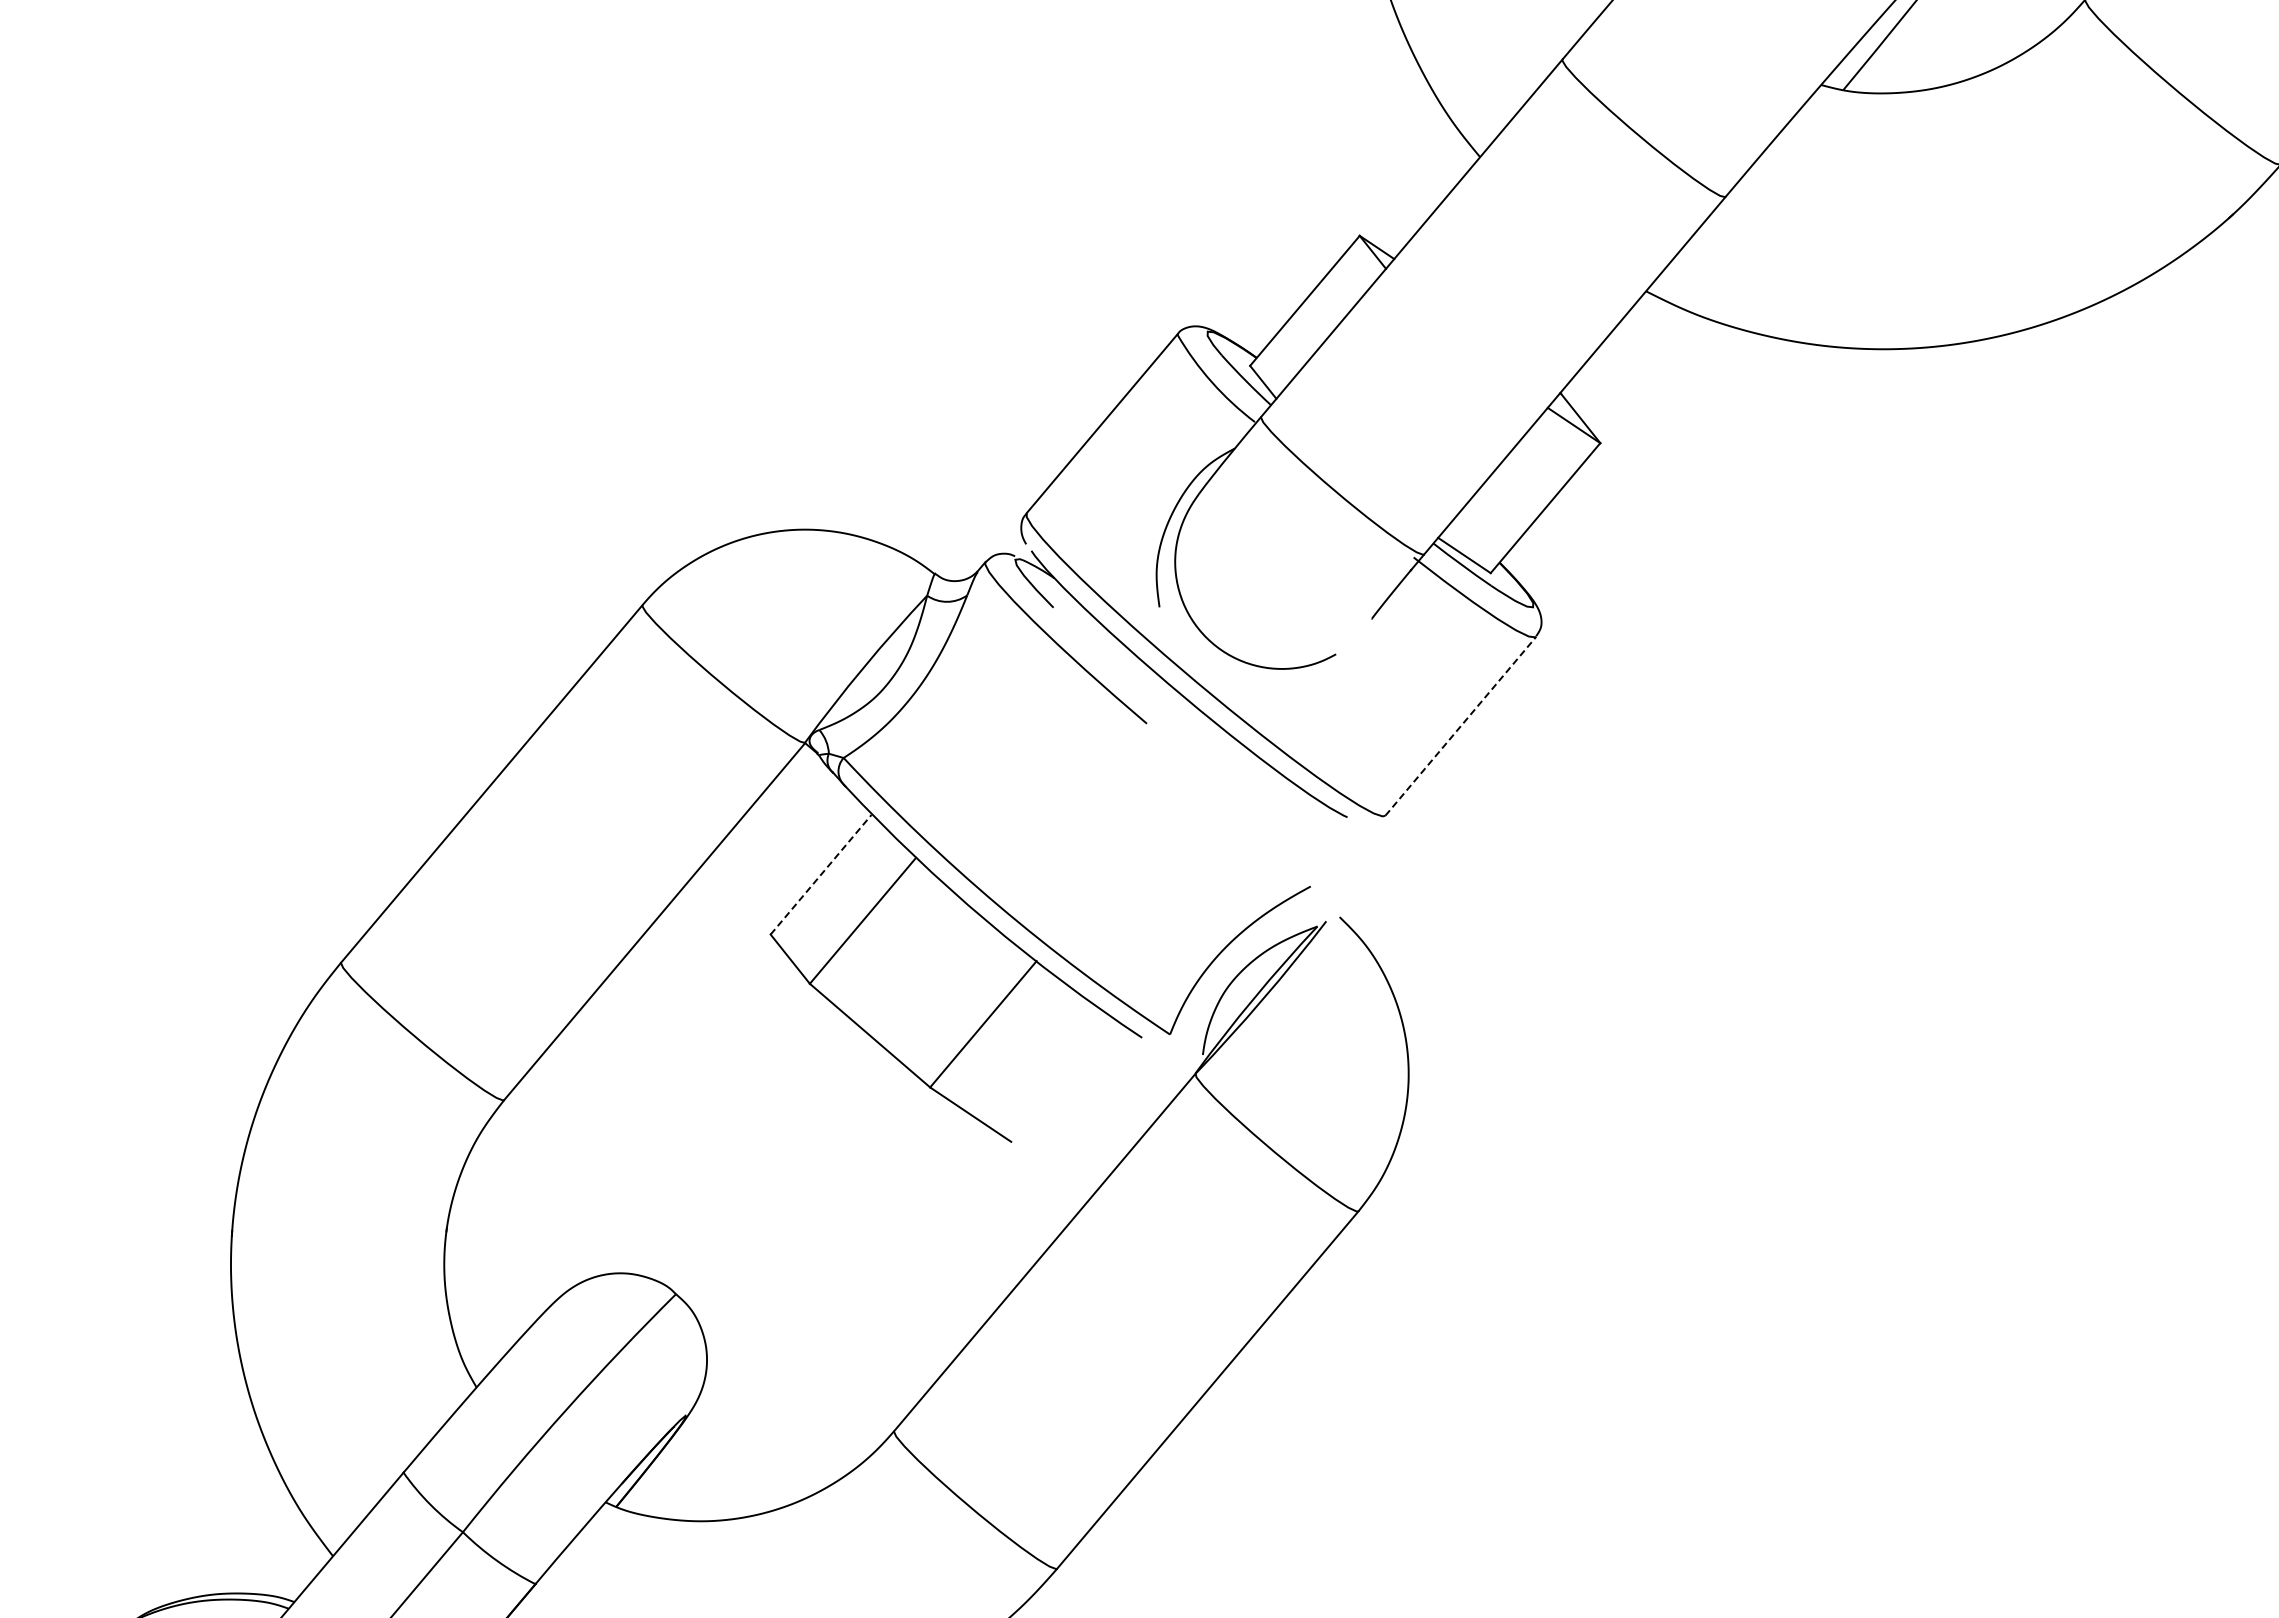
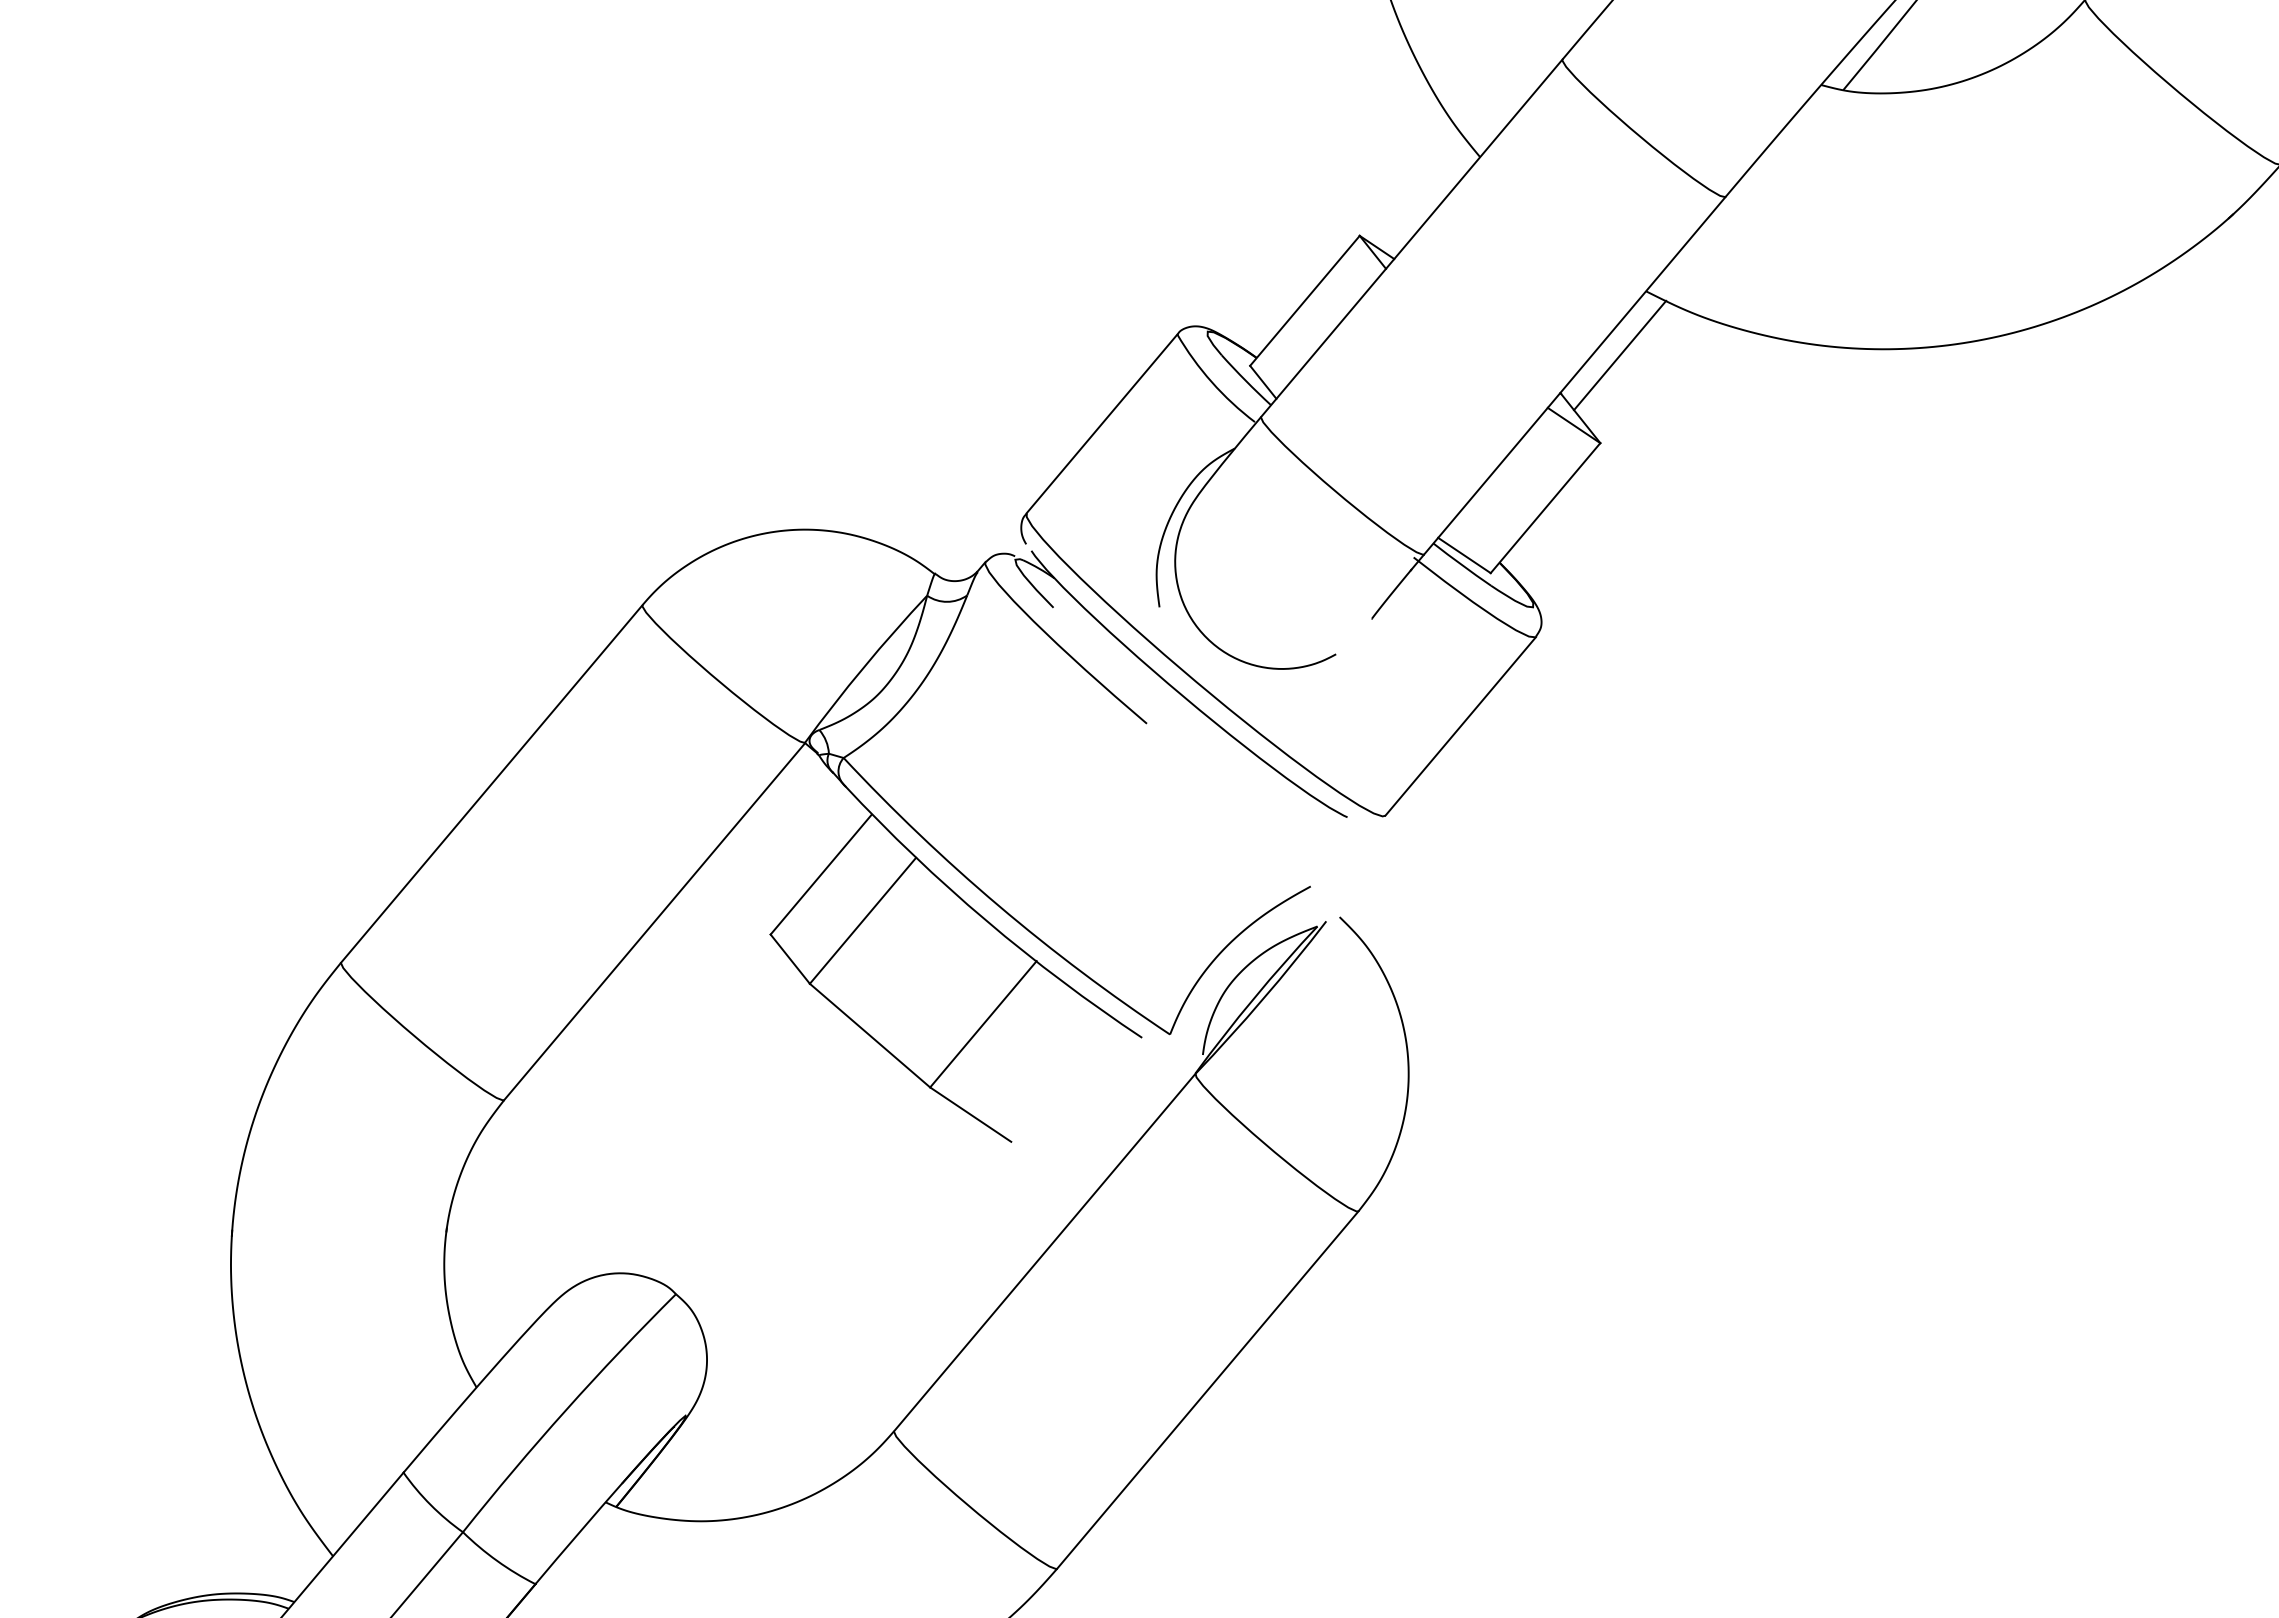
line: none -> present (1620, 355)
line: dashed -> solid (1460, 726)
line: dashed -> solid (821, 874)
